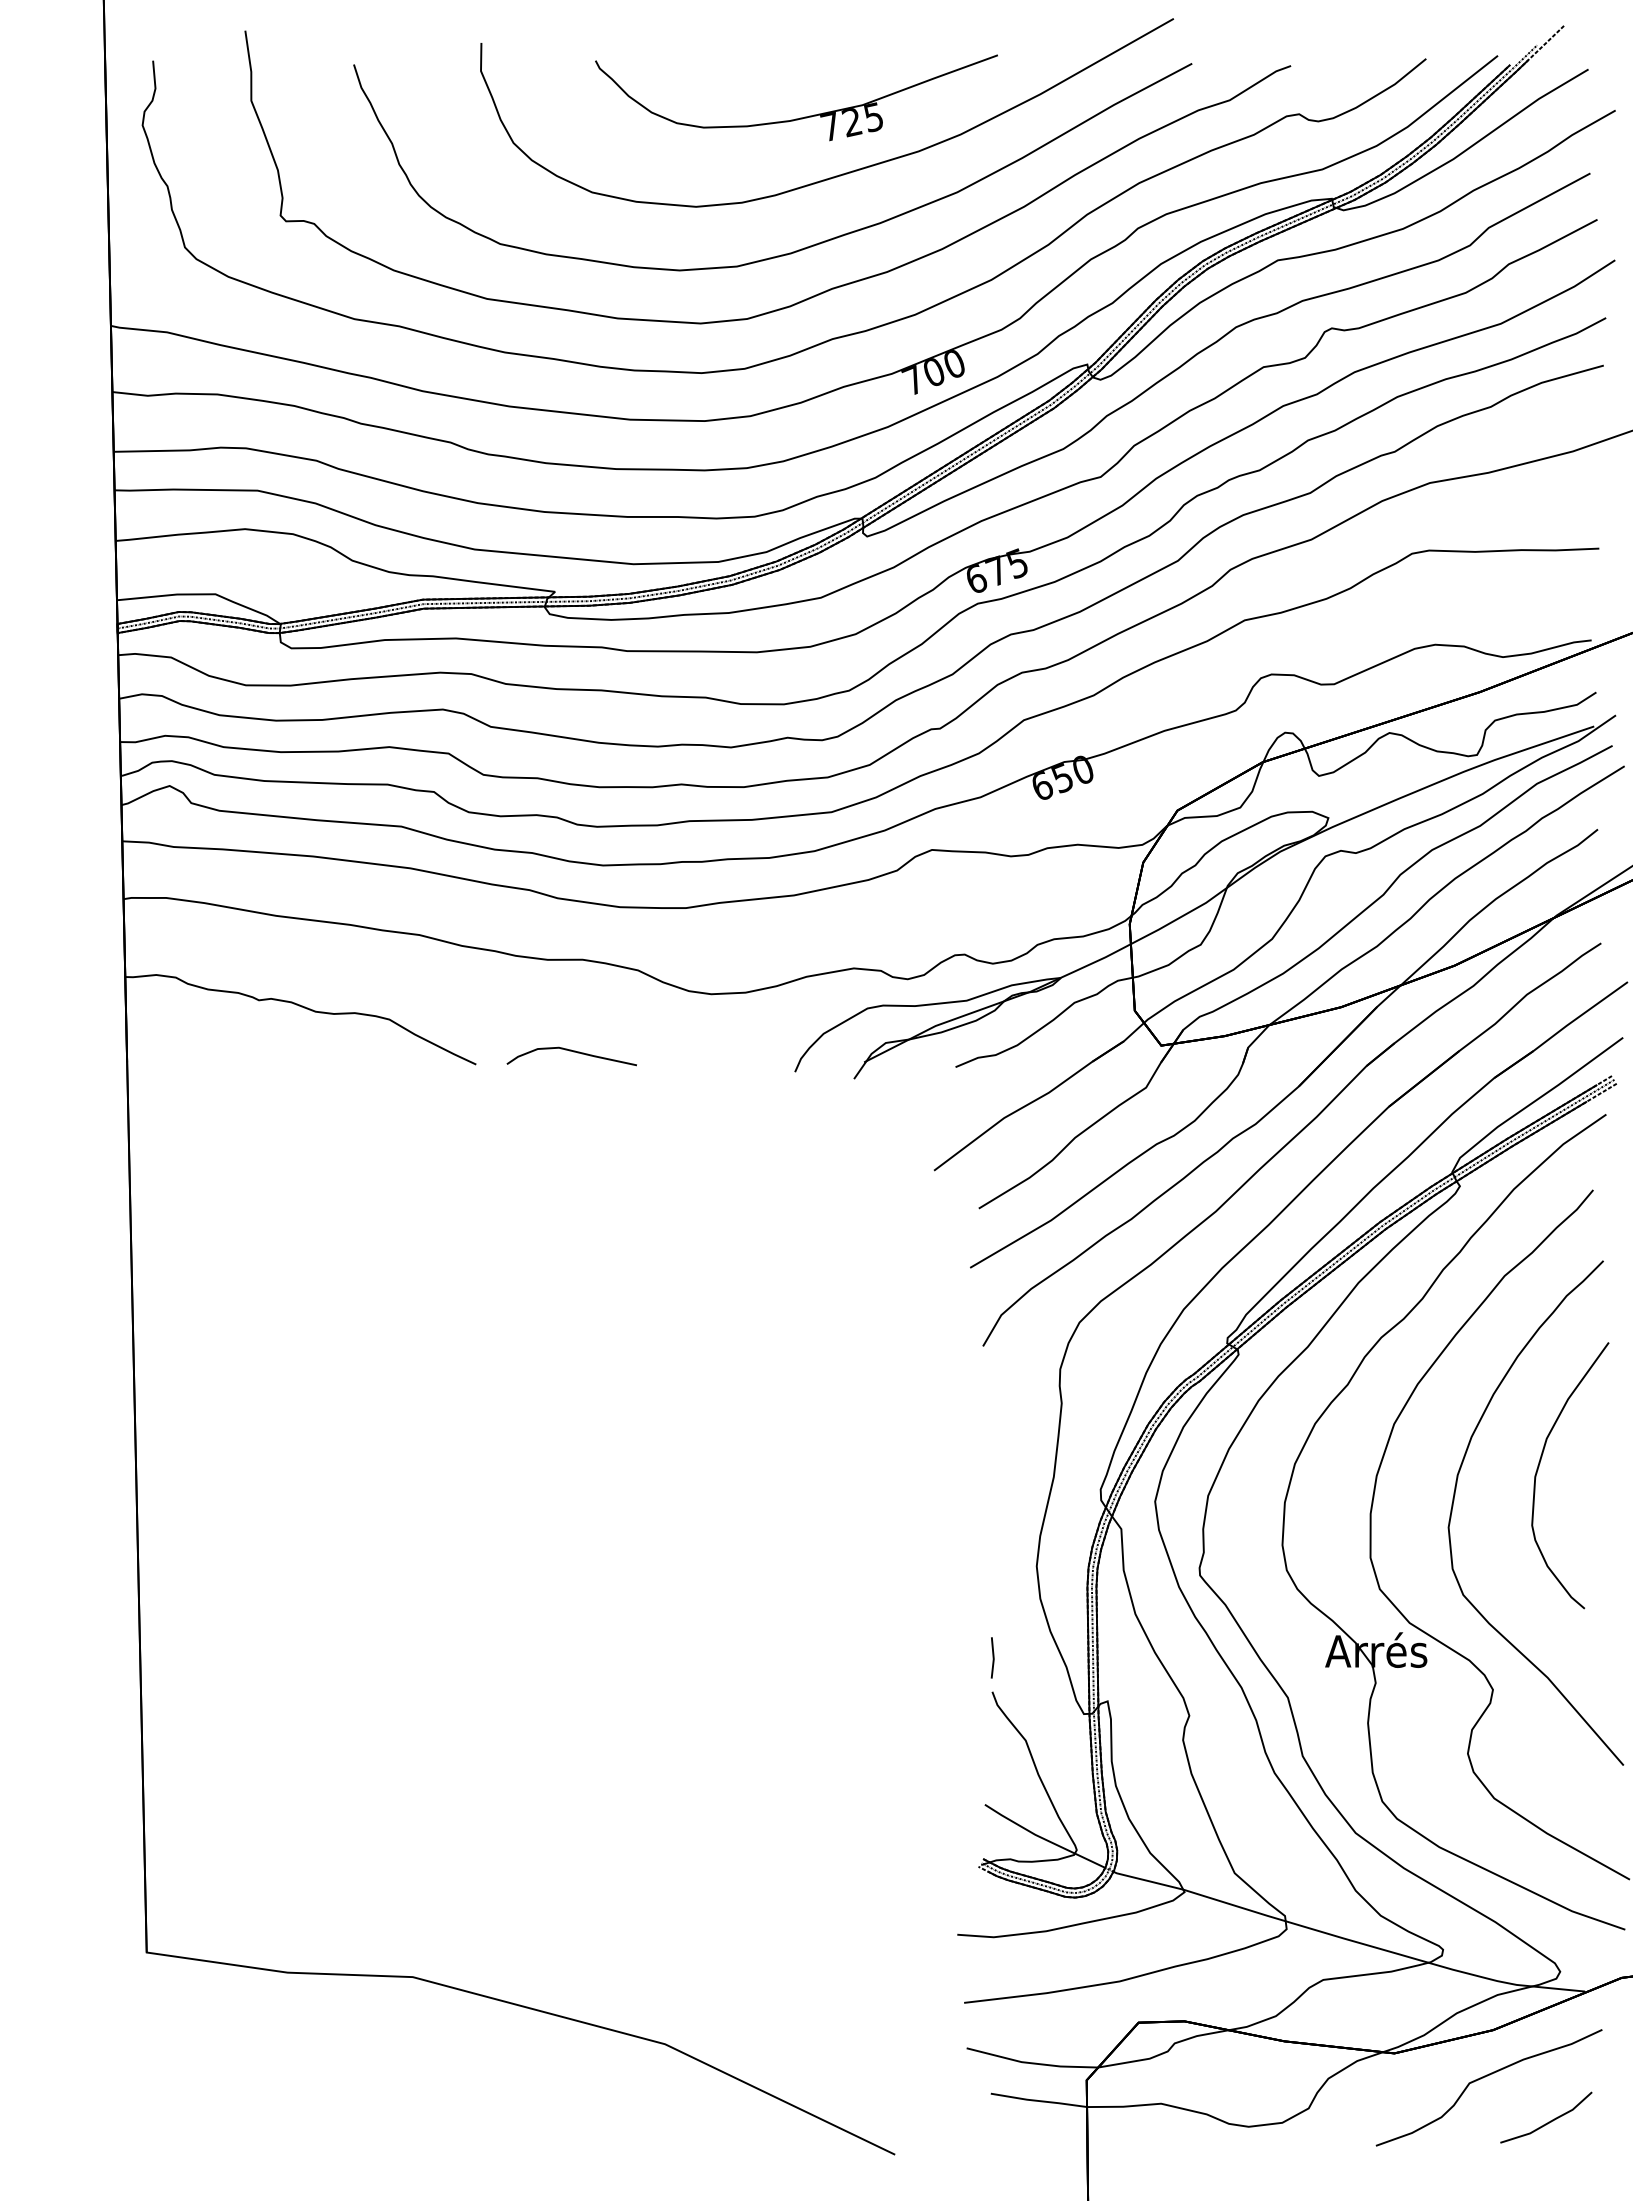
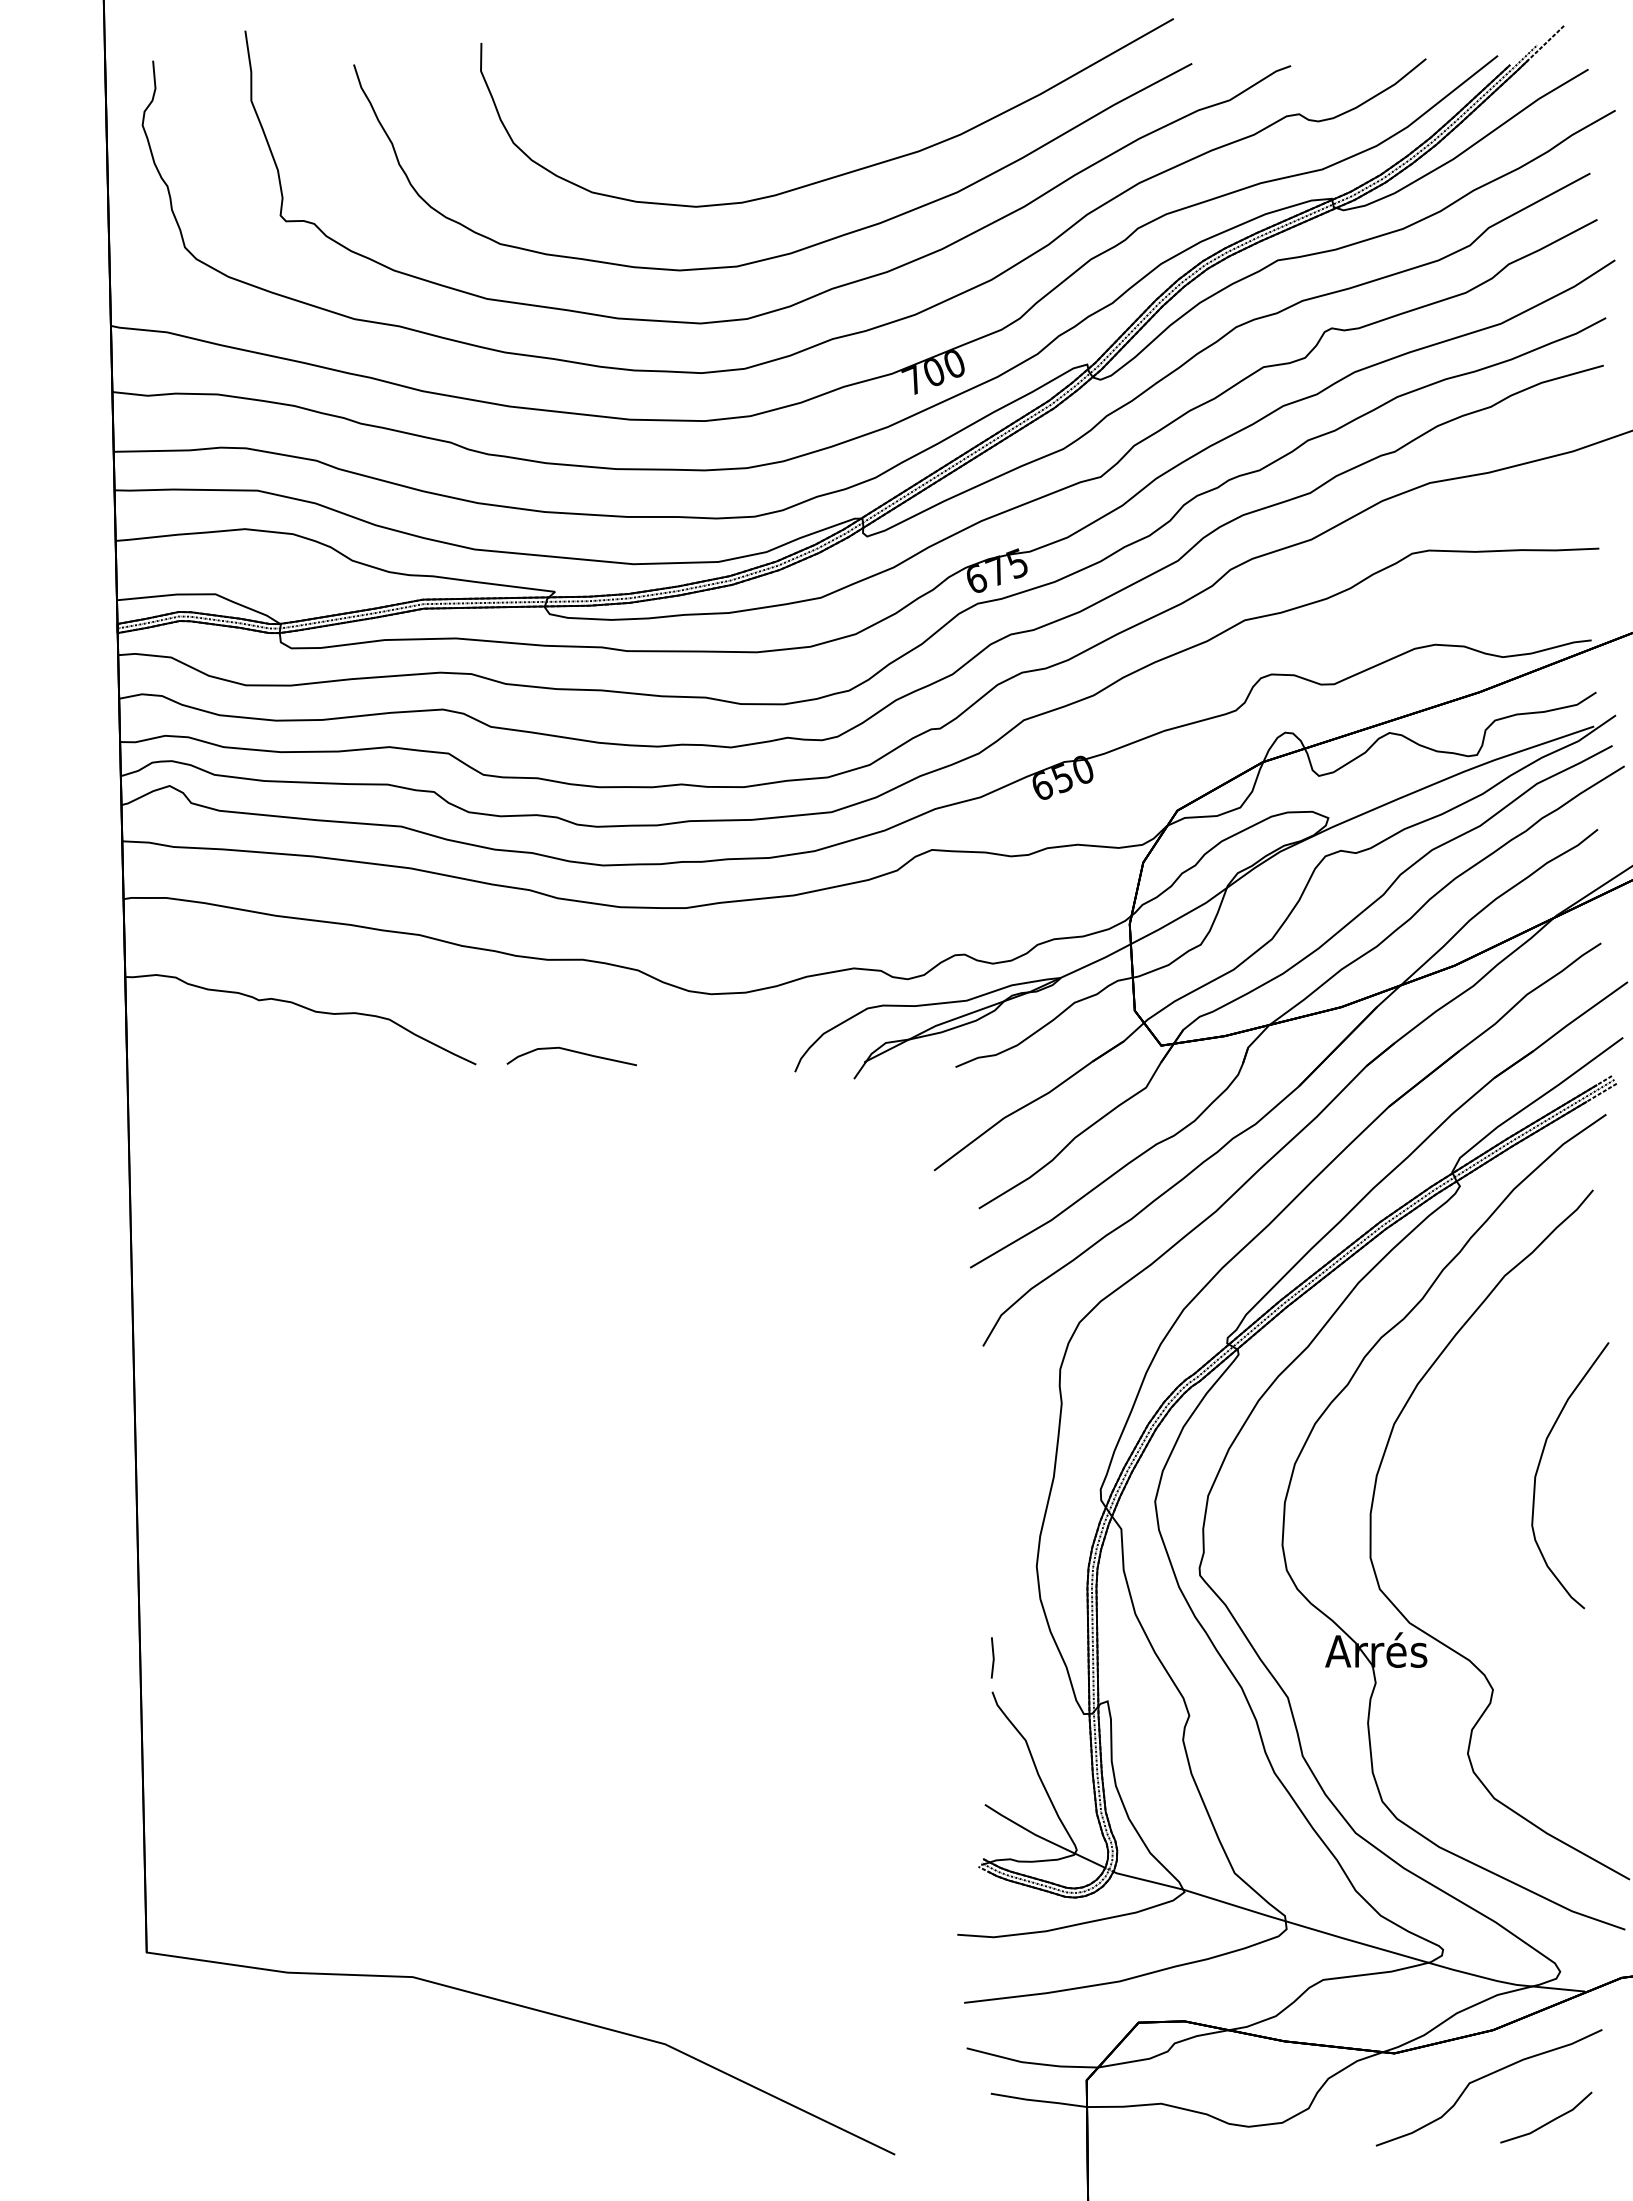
part: present -> none (800, 117)
part: present -> none (1454, 1501)
